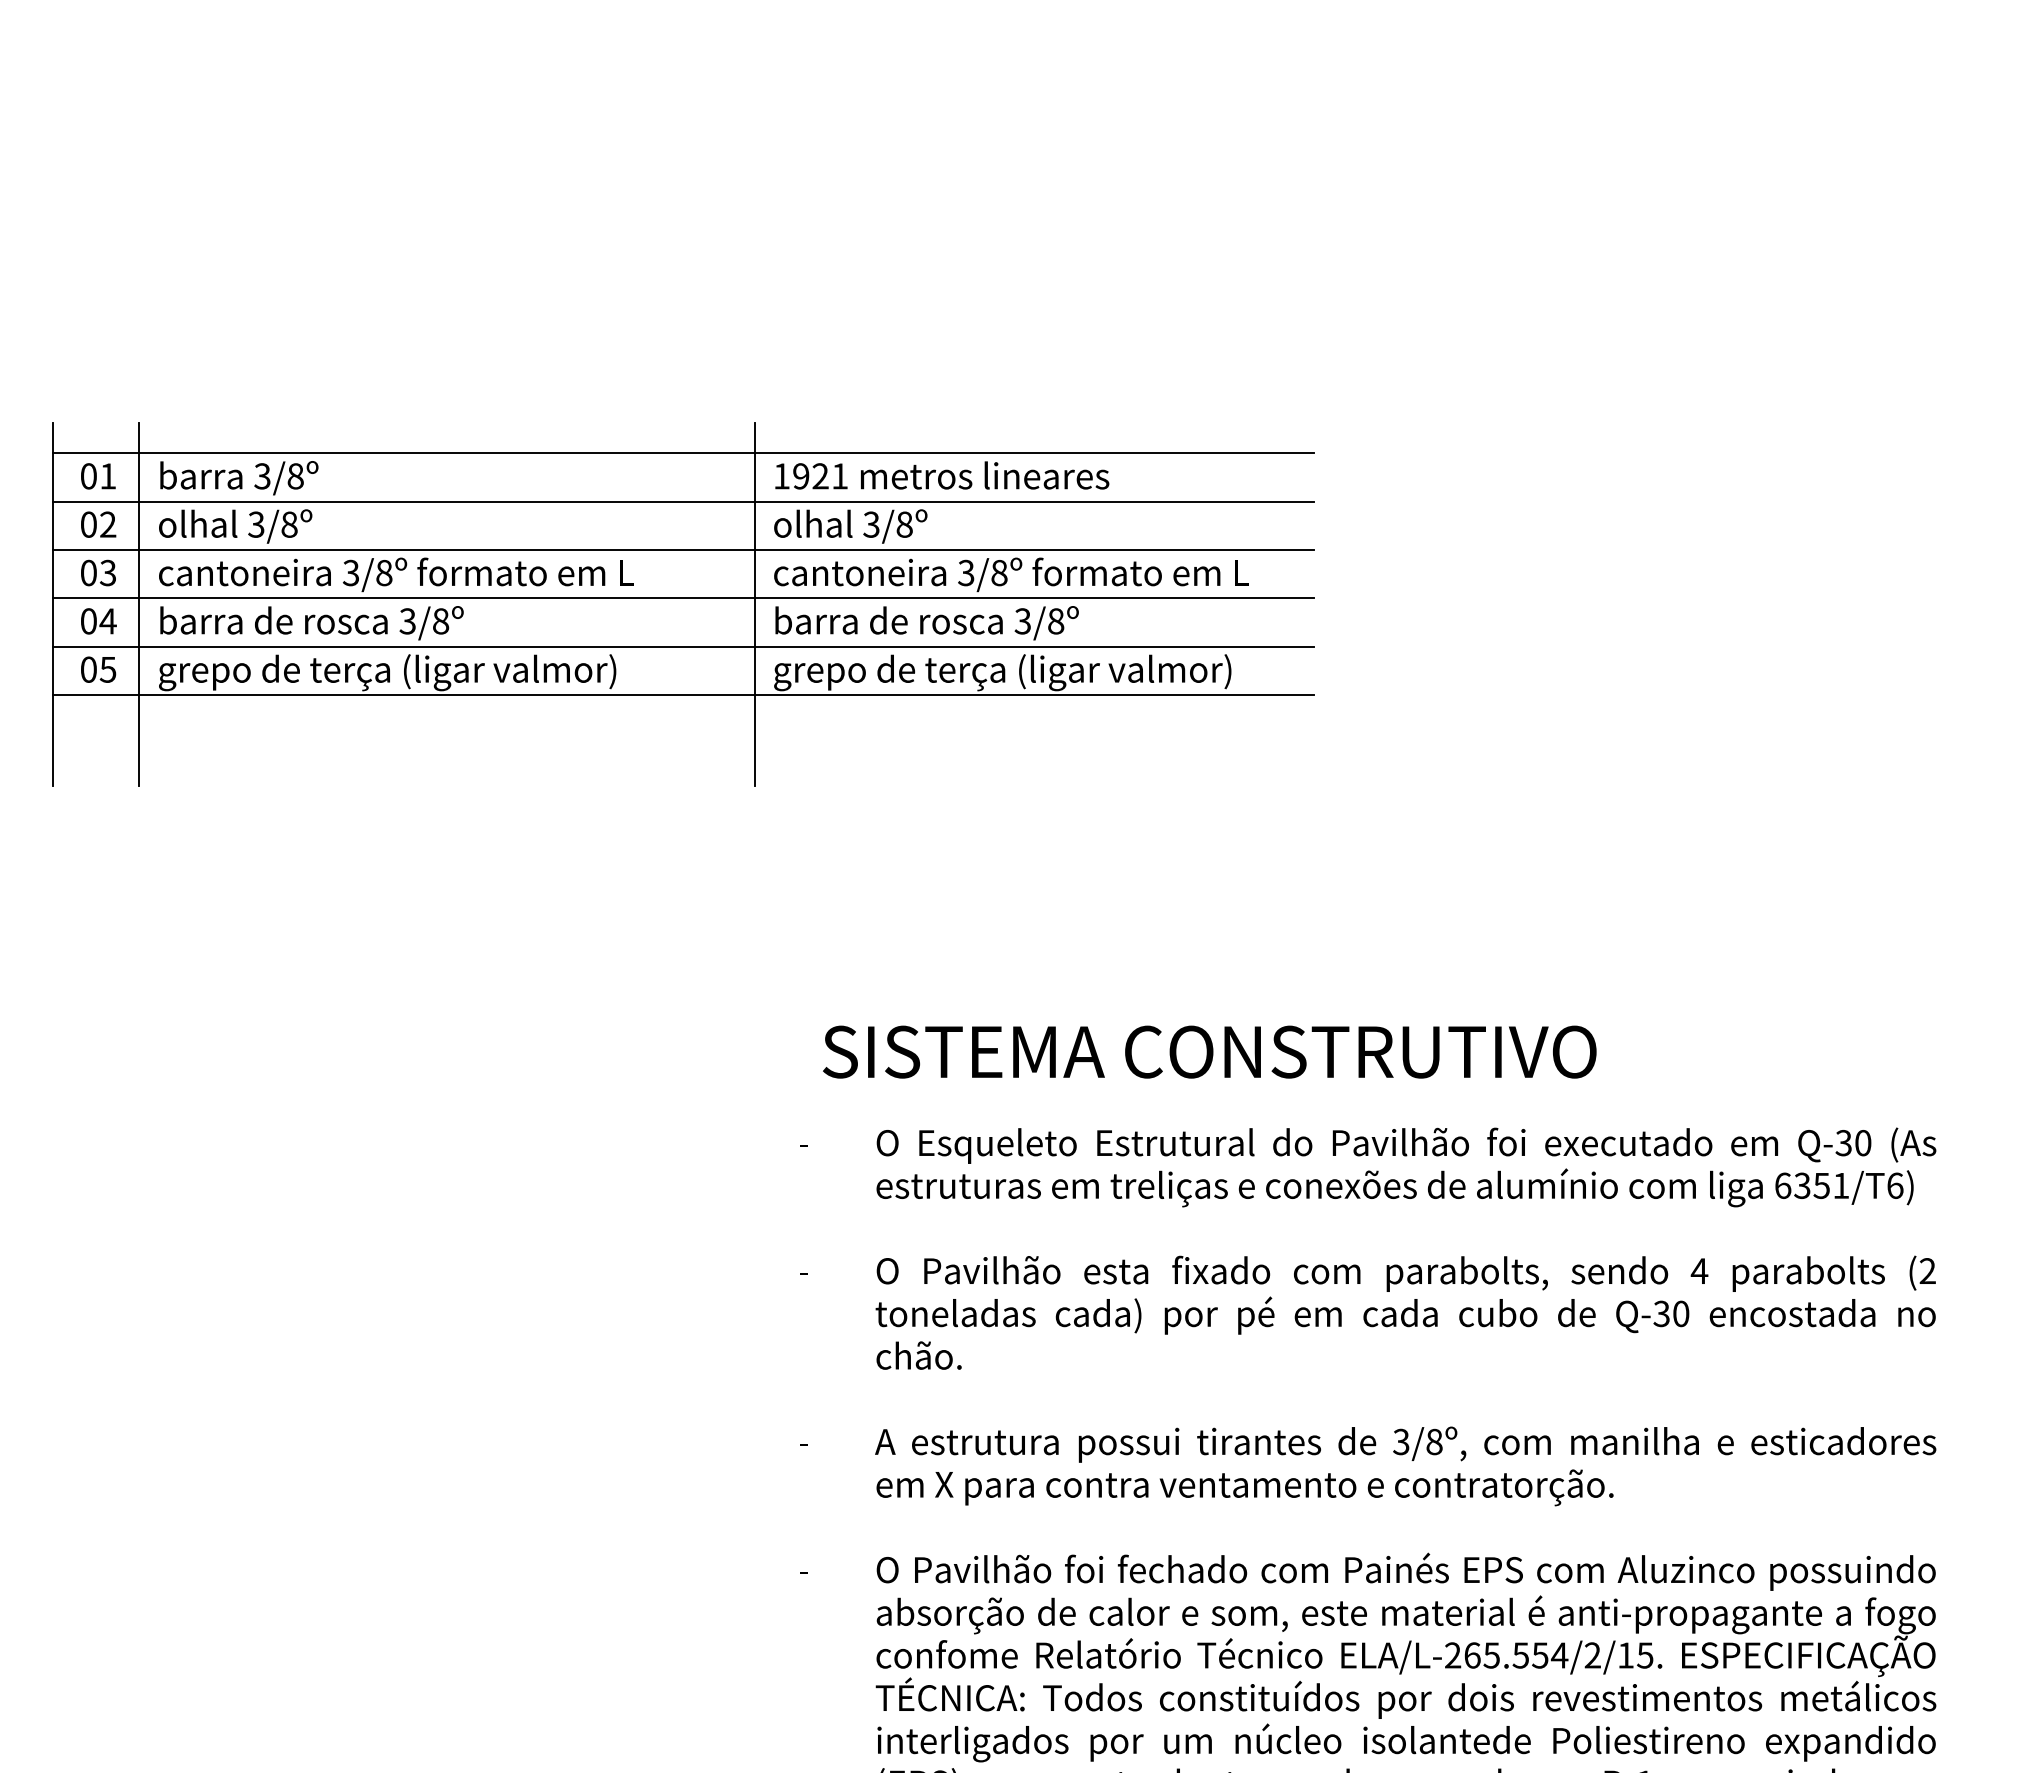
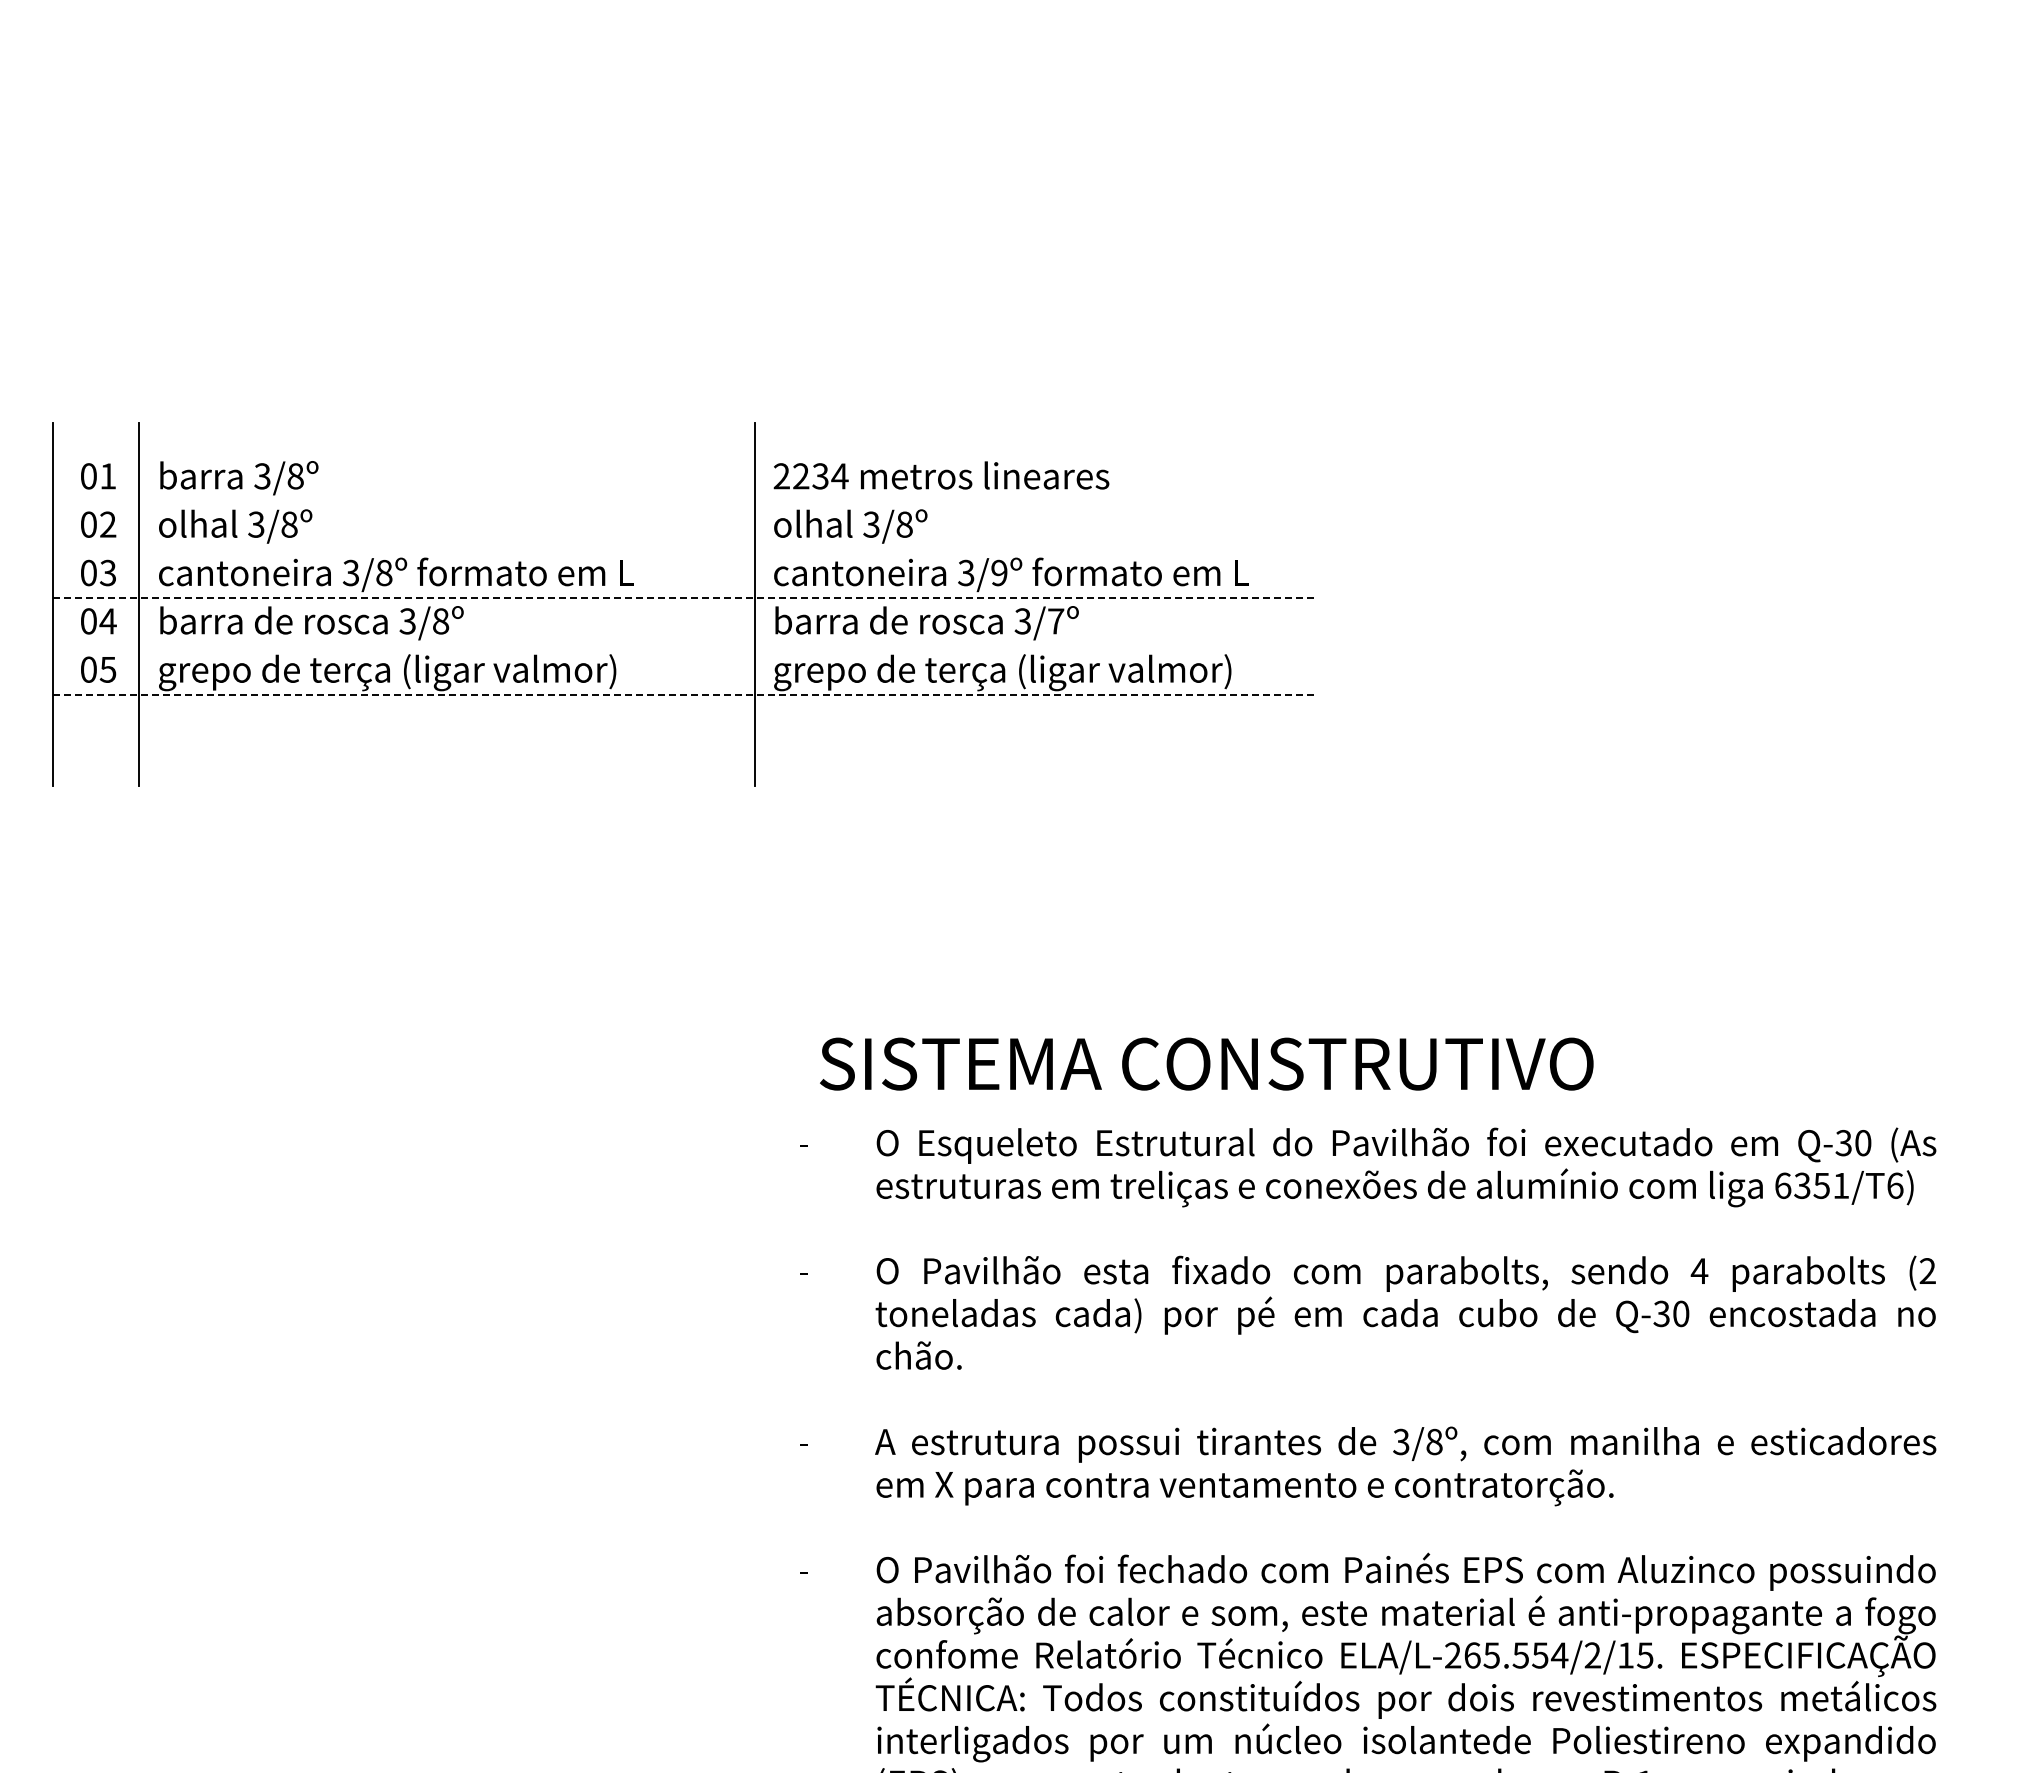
line: present -> none (683, 453)
text: 1921 -> 2234 (810, 476)
line: present -> none (683, 501)
line: present -> none (683, 549)
text: 3/8º -> 3/9º (999, 572)
line: solid -> dashed (683, 598)
text: 3/8º -> 3/7º (1056, 621)
line: present -> none (683, 646)
line: solid -> dashed (683, 695)
text position: (1209, 1051) -> (1206, 1063) (1206, 1063)
